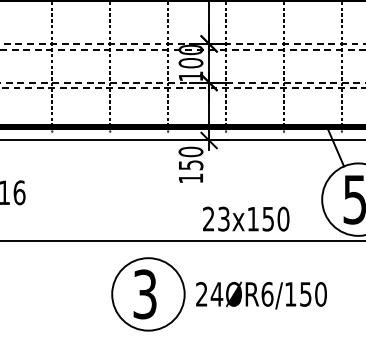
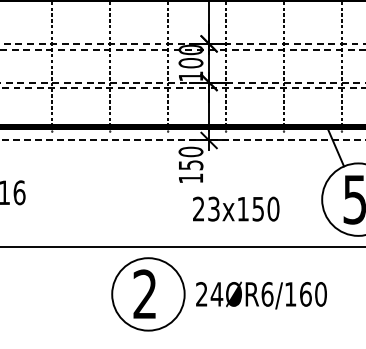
line: solid -> dashed (182, 140)
text position: (246, 218) -> (236, 208) (236, 208)
line position: (182, 240) -> (182, 246) (182, 246)
text: 3 -> 2 (144, 294)
text: 24ØR6/150 -> 24ØR6/160 (305, 294)
